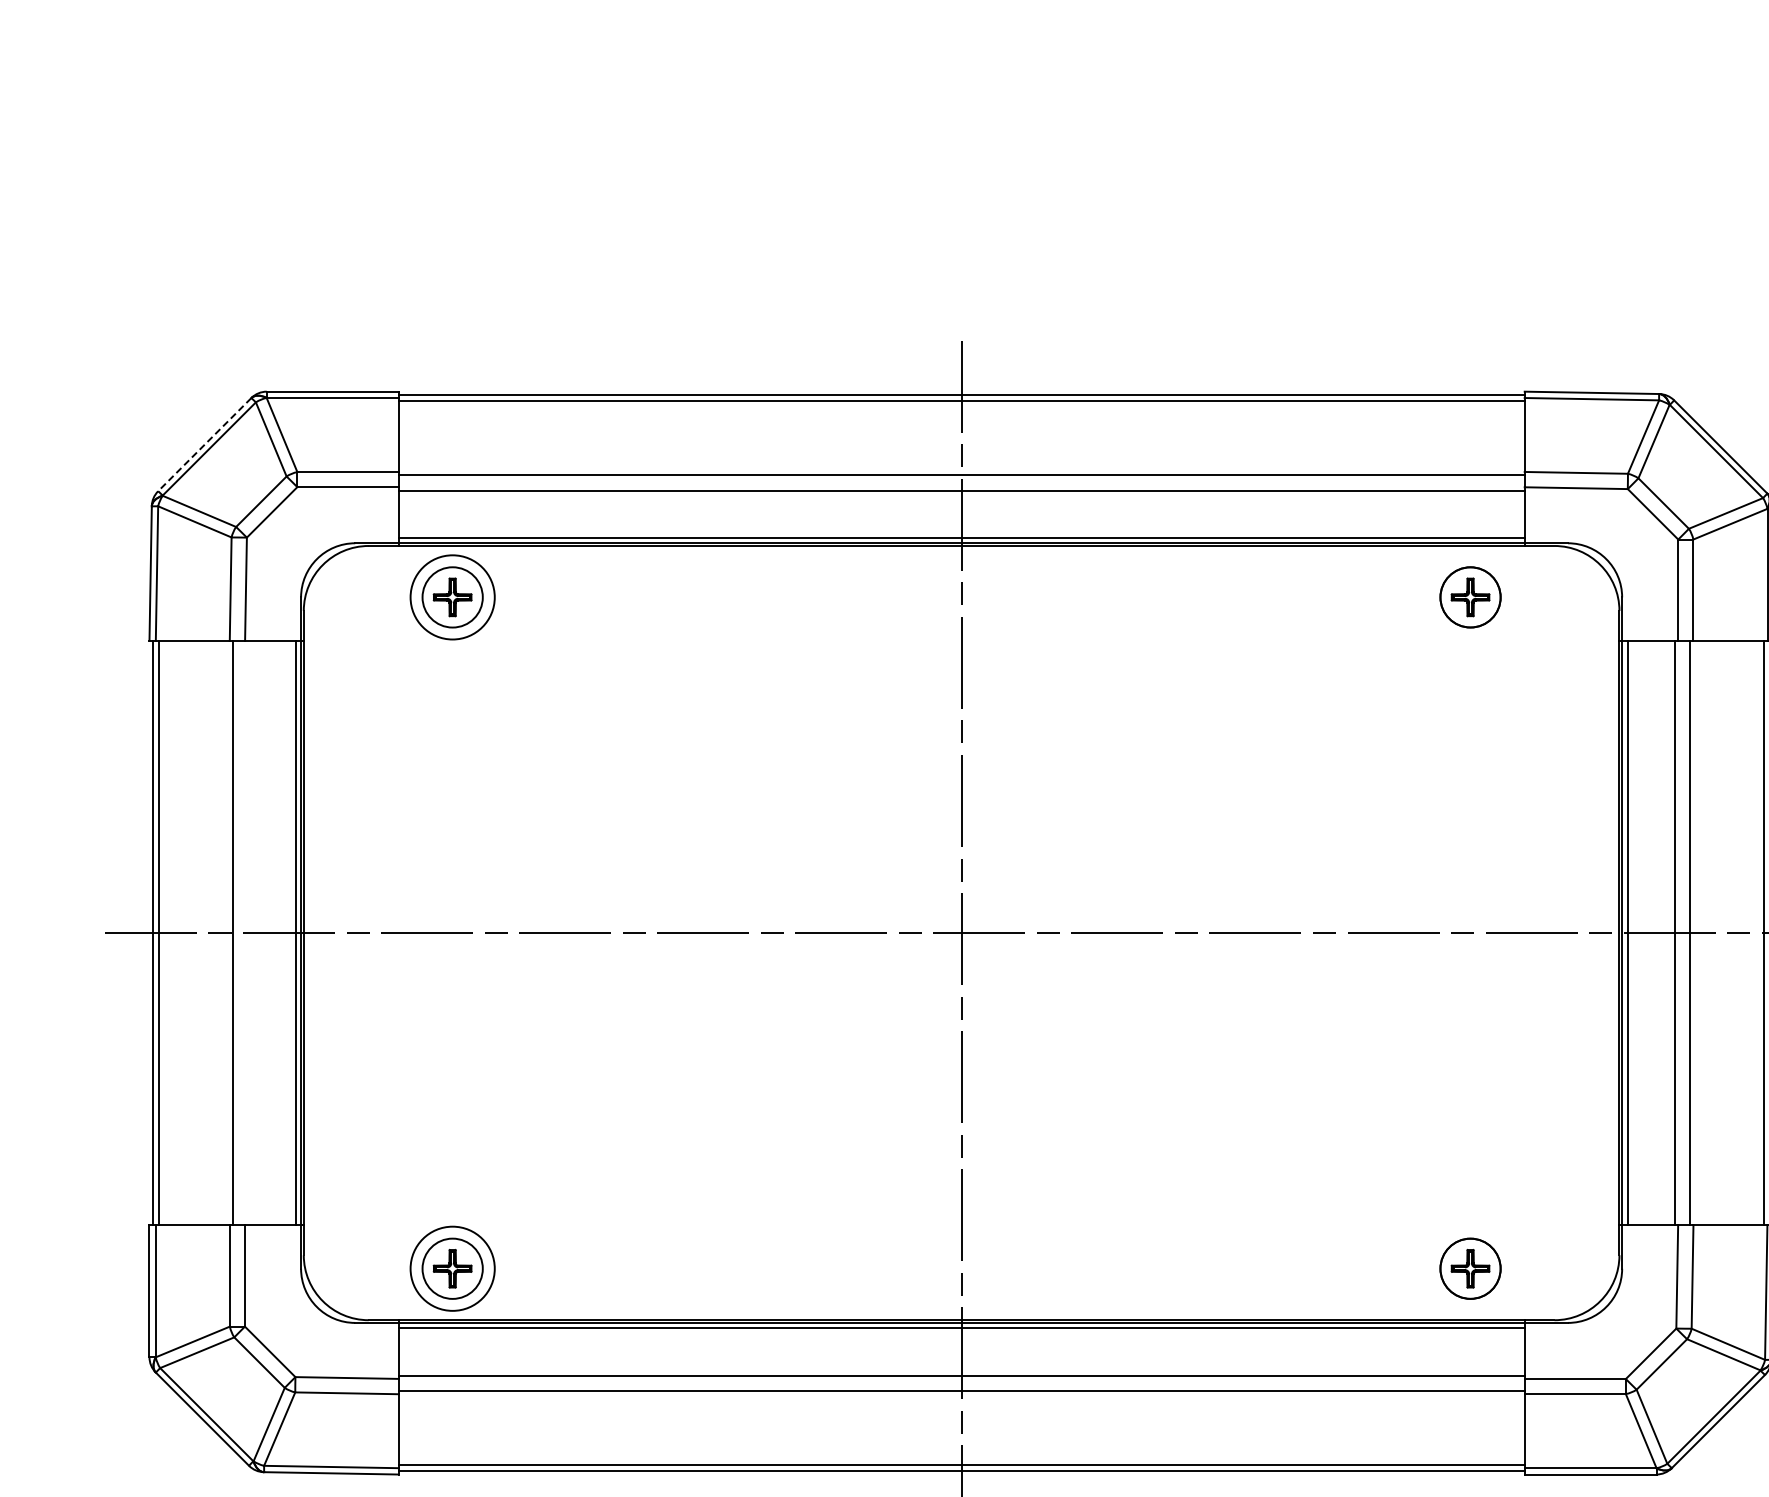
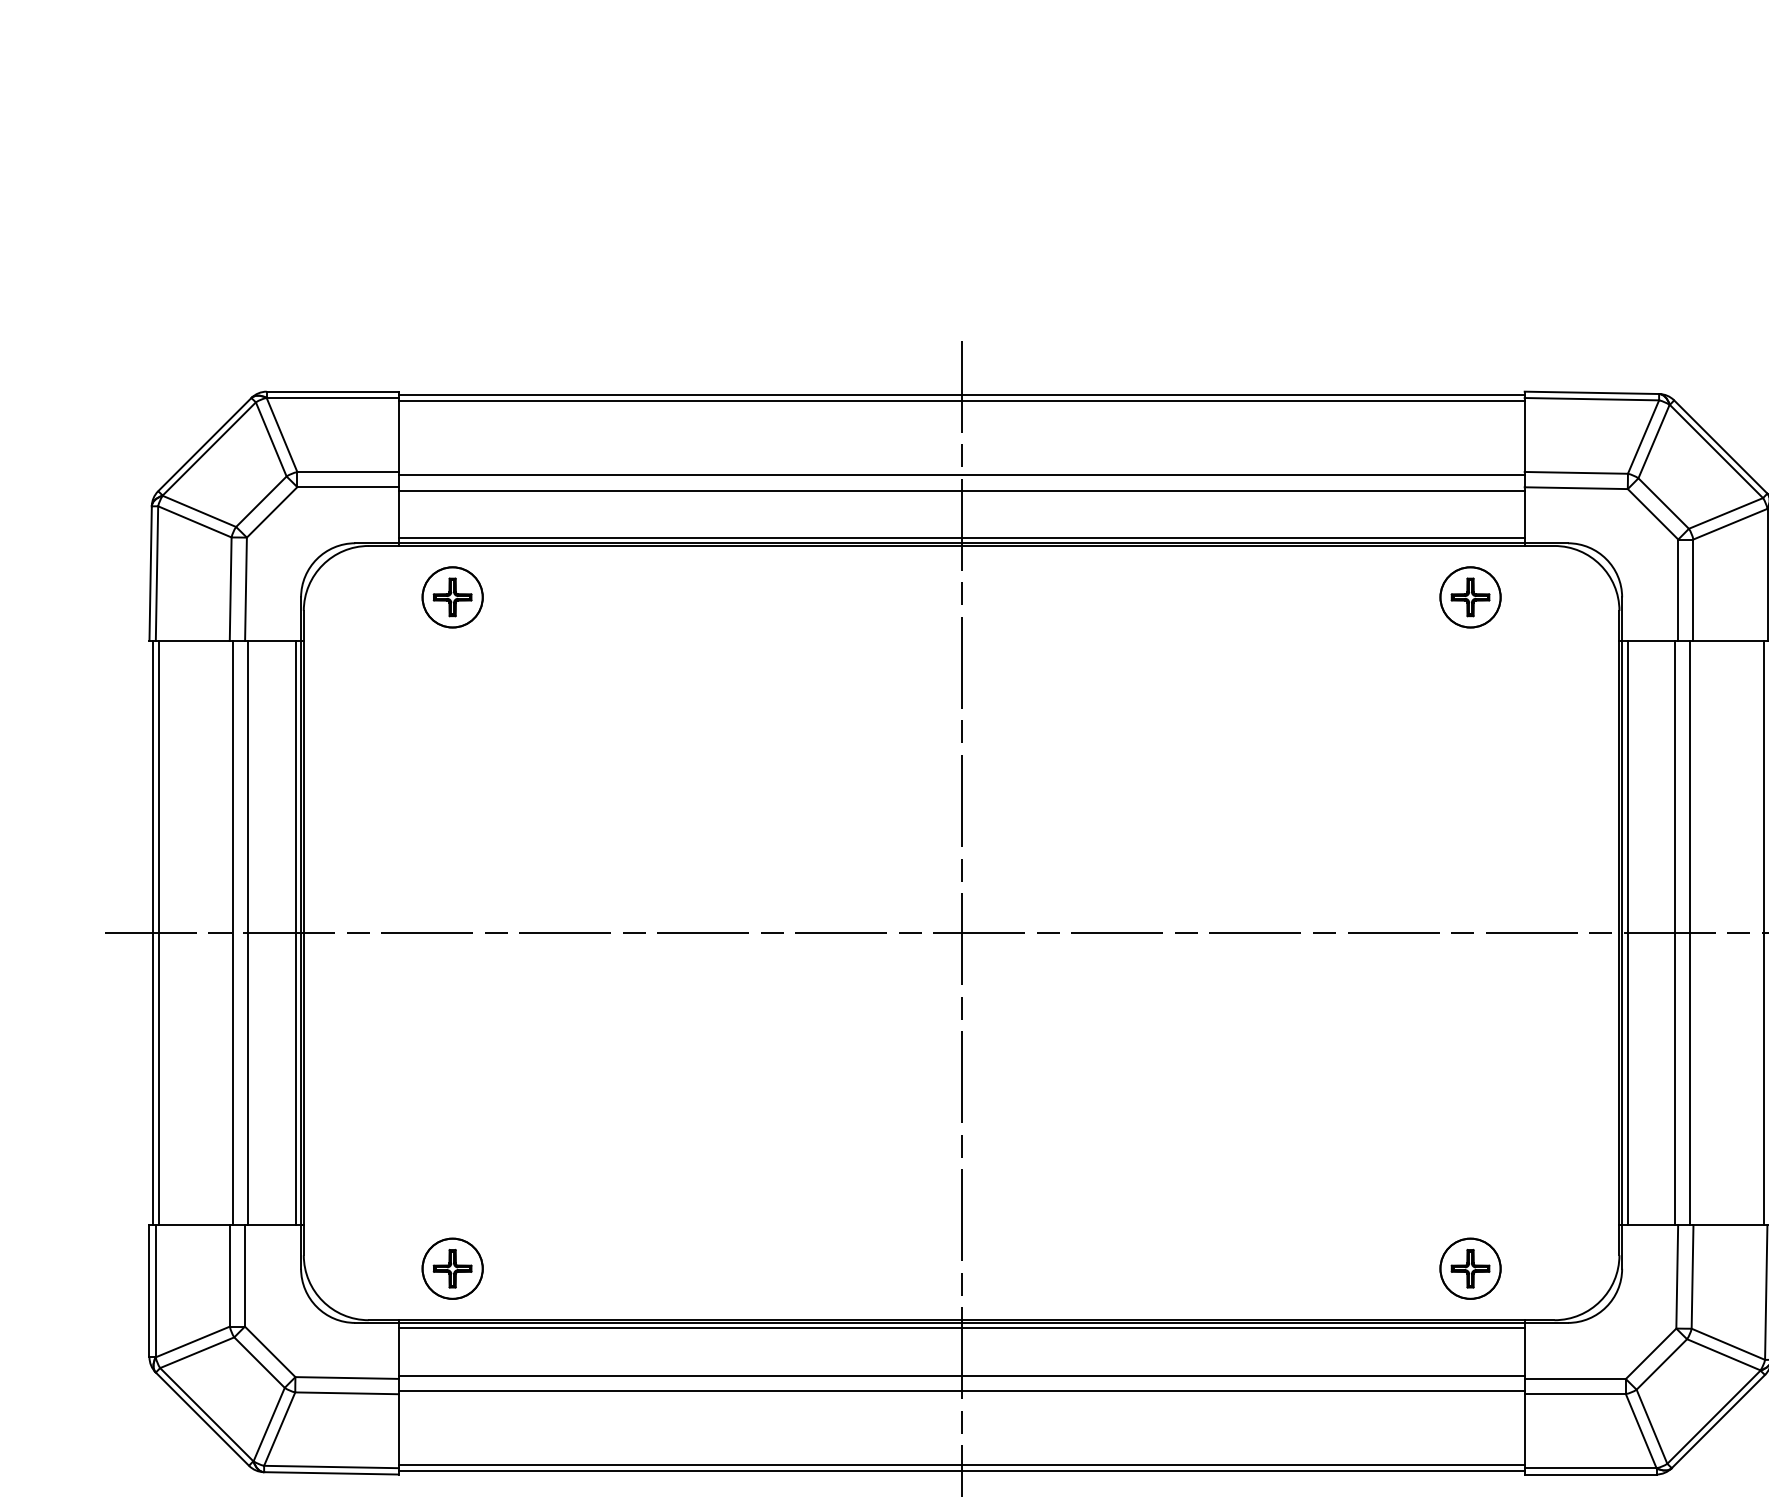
line: dashed -> solid (204, 444)
circle diameter: 84 px -> 60 px (452, 597)
line: none -> present (248, 932)
circle diameter: 84 px -> 60 px (452, 1268)
